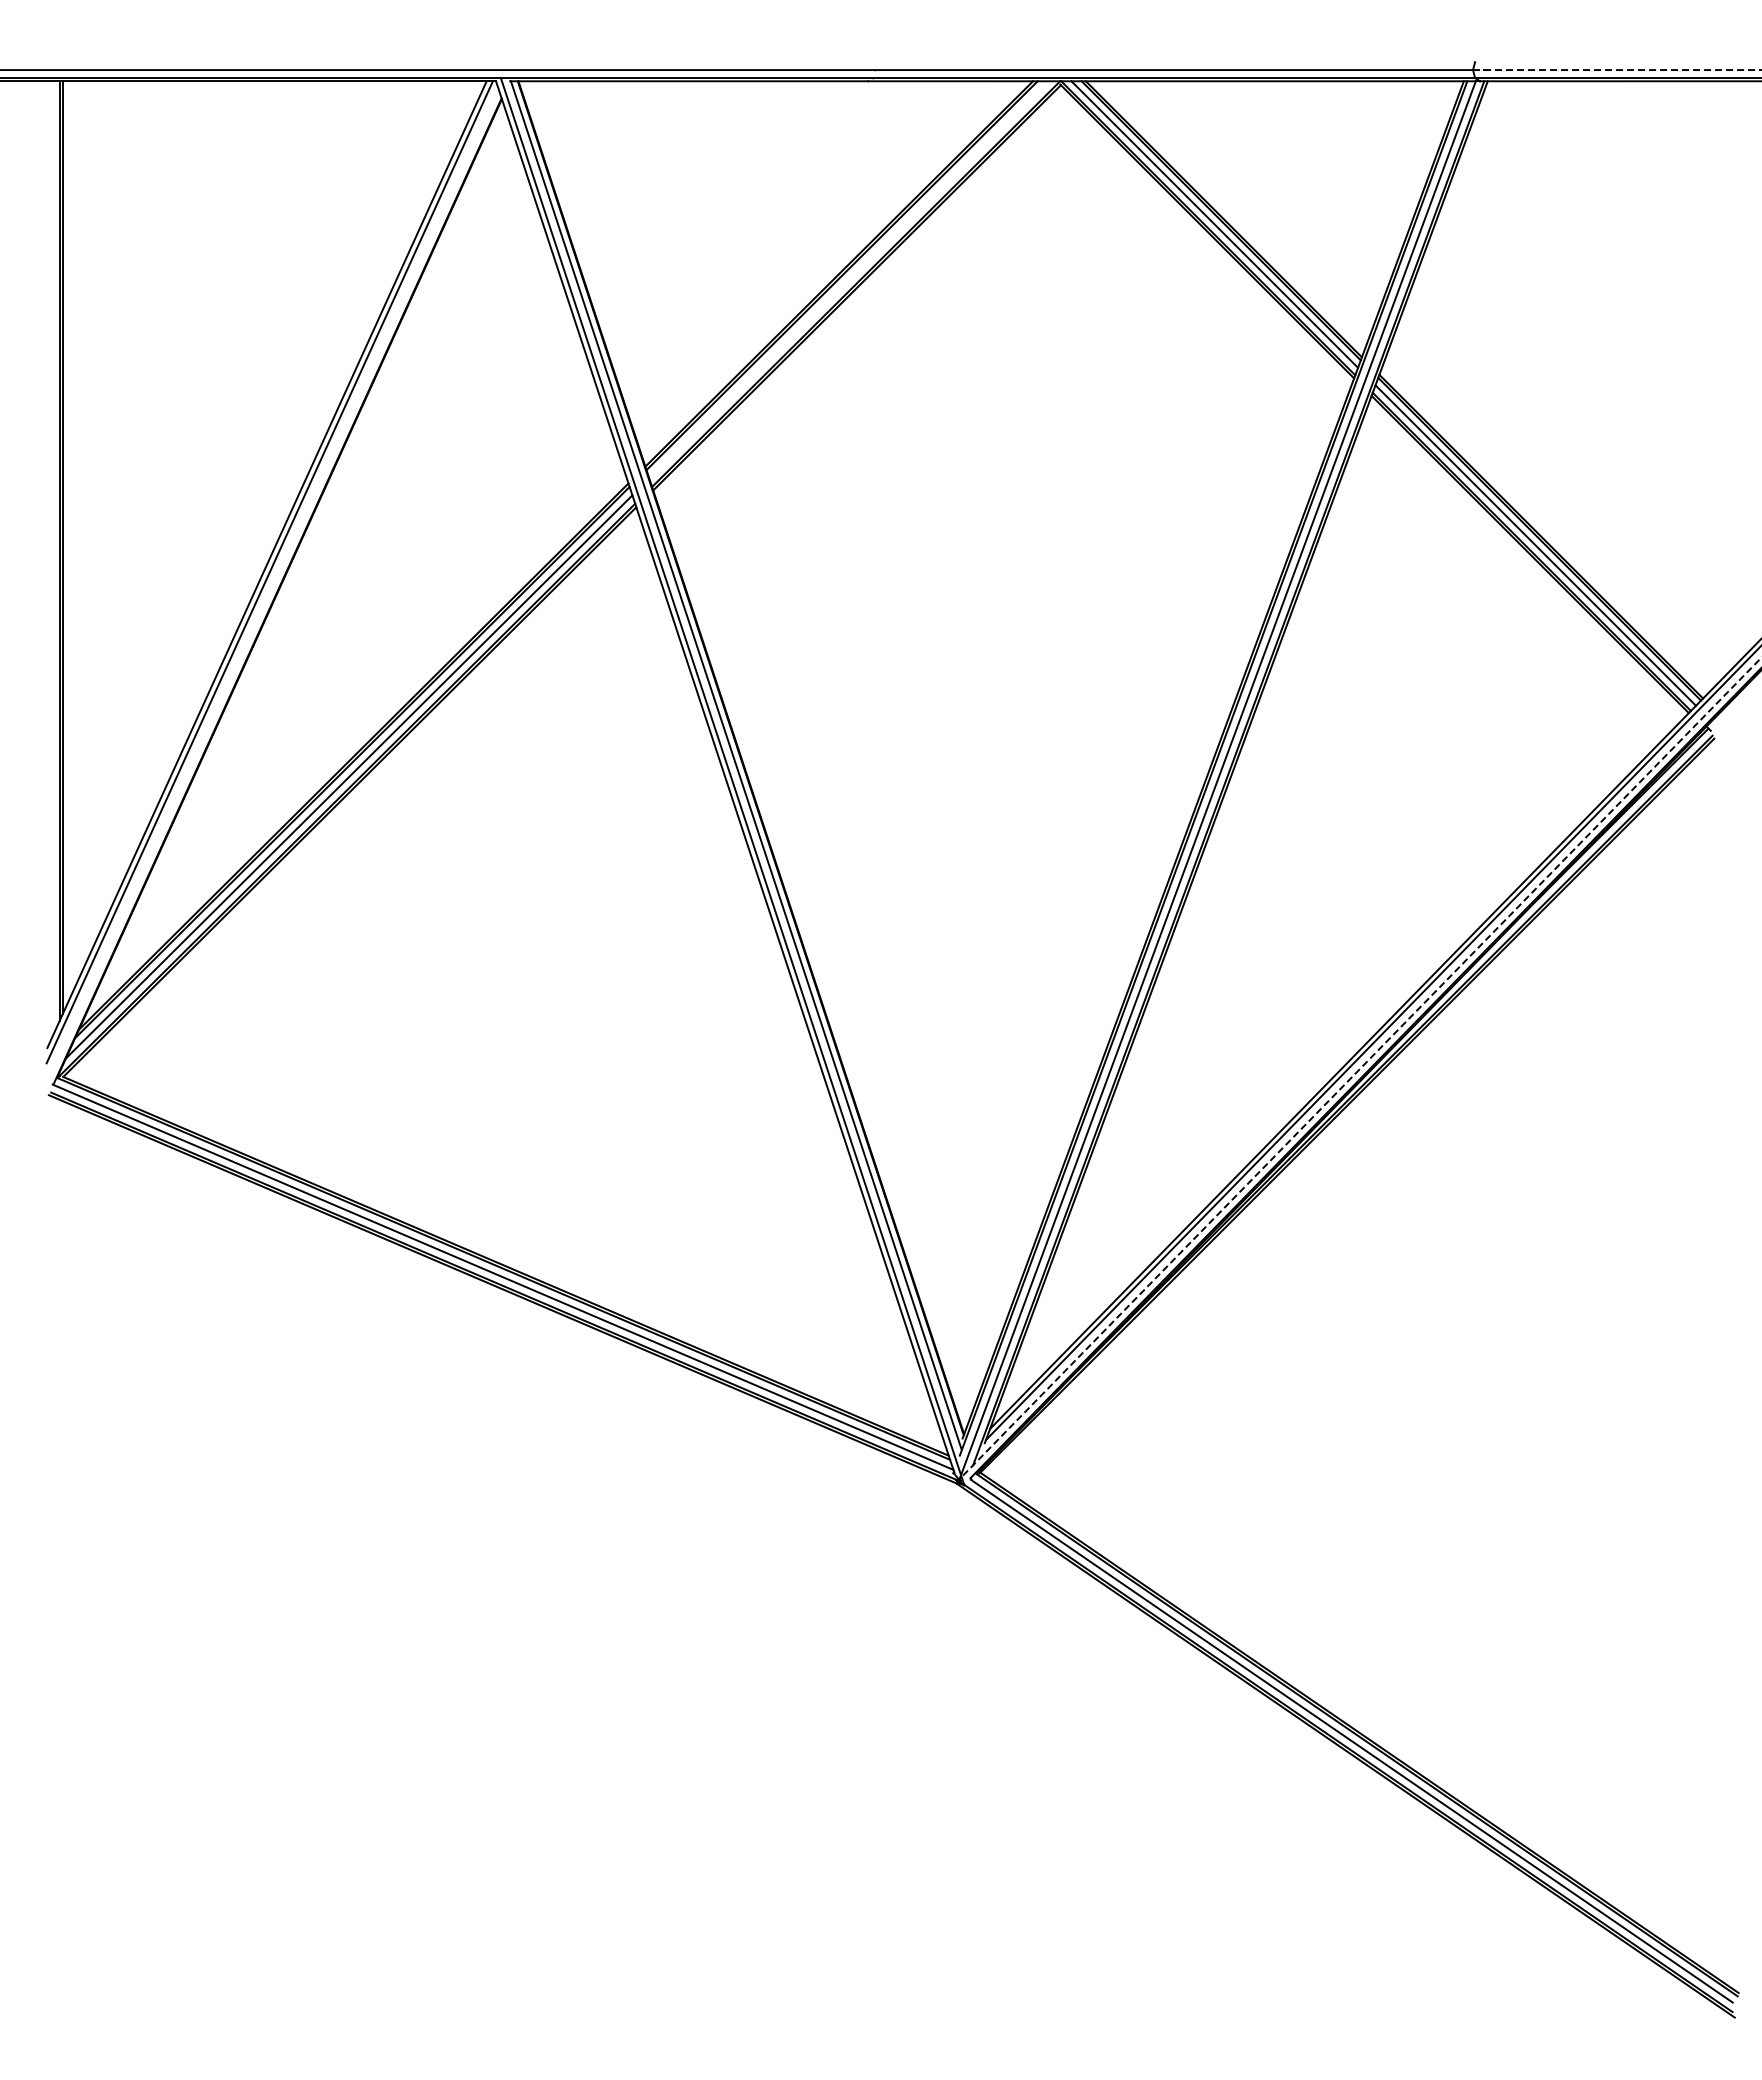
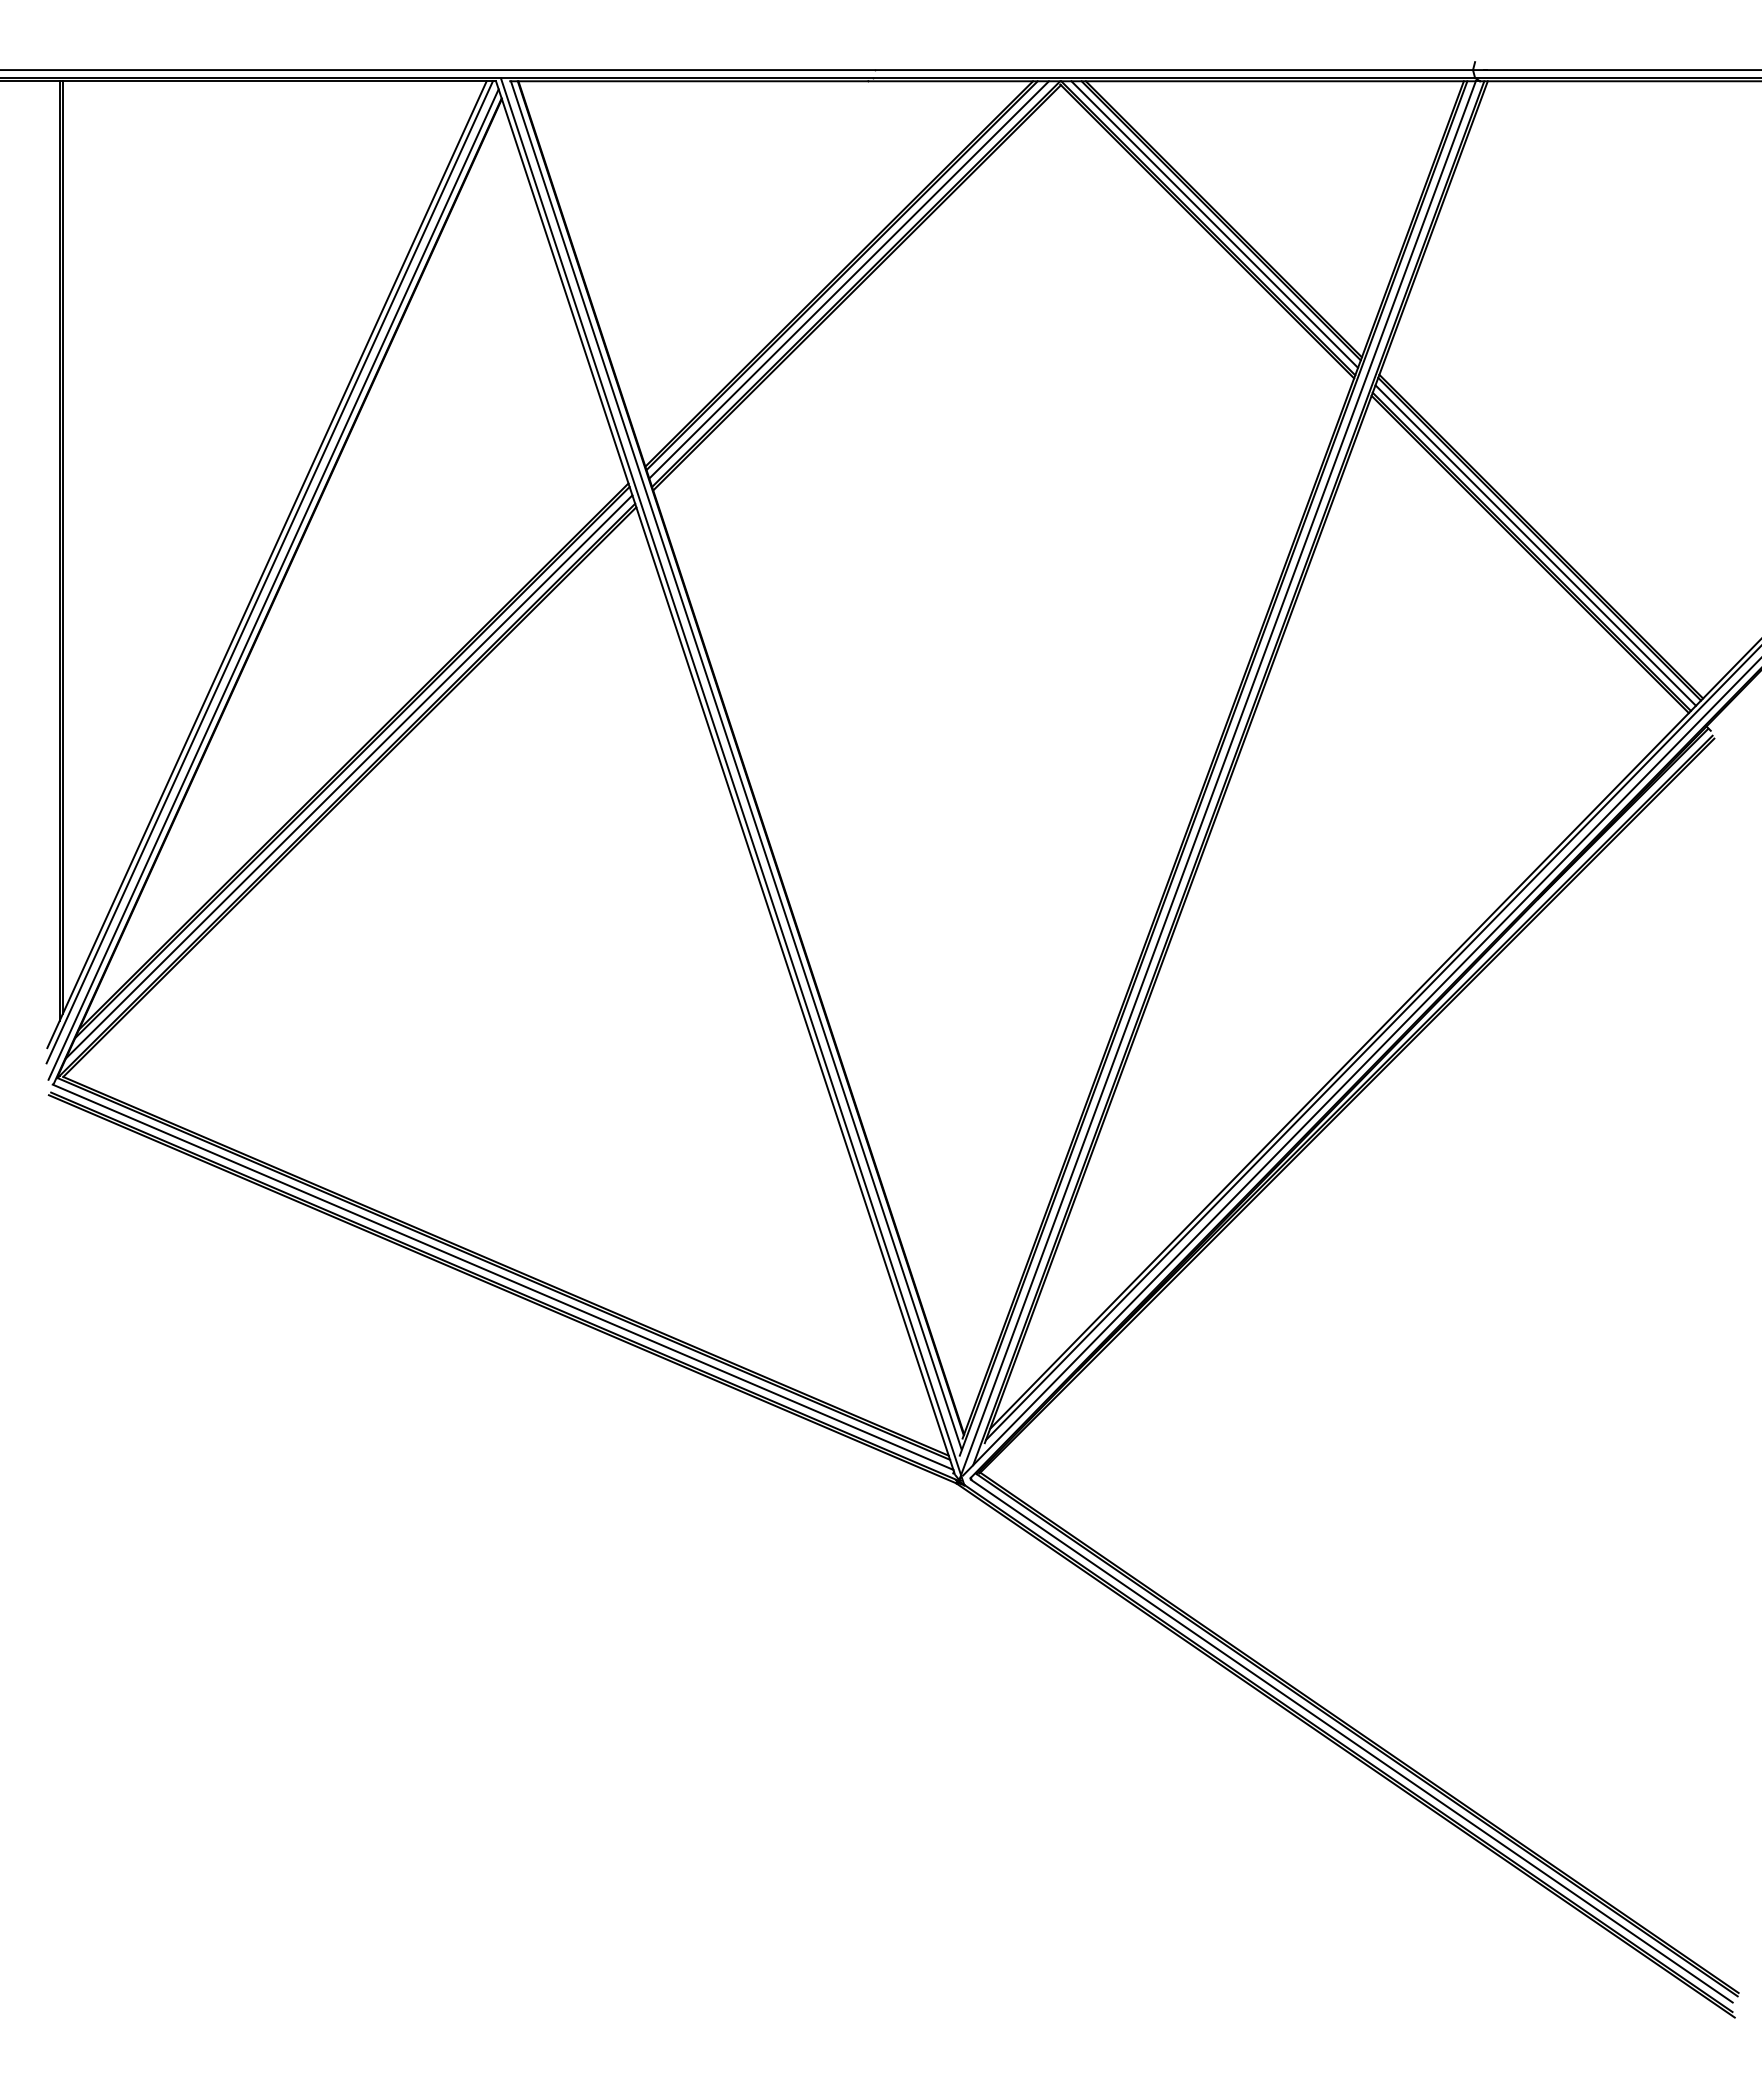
line: dashed -> solid (1617, 70)
line: none -> present (848, 279)
line: none -> present (273, 584)
line: dashed -> solid (1362, 1066)
